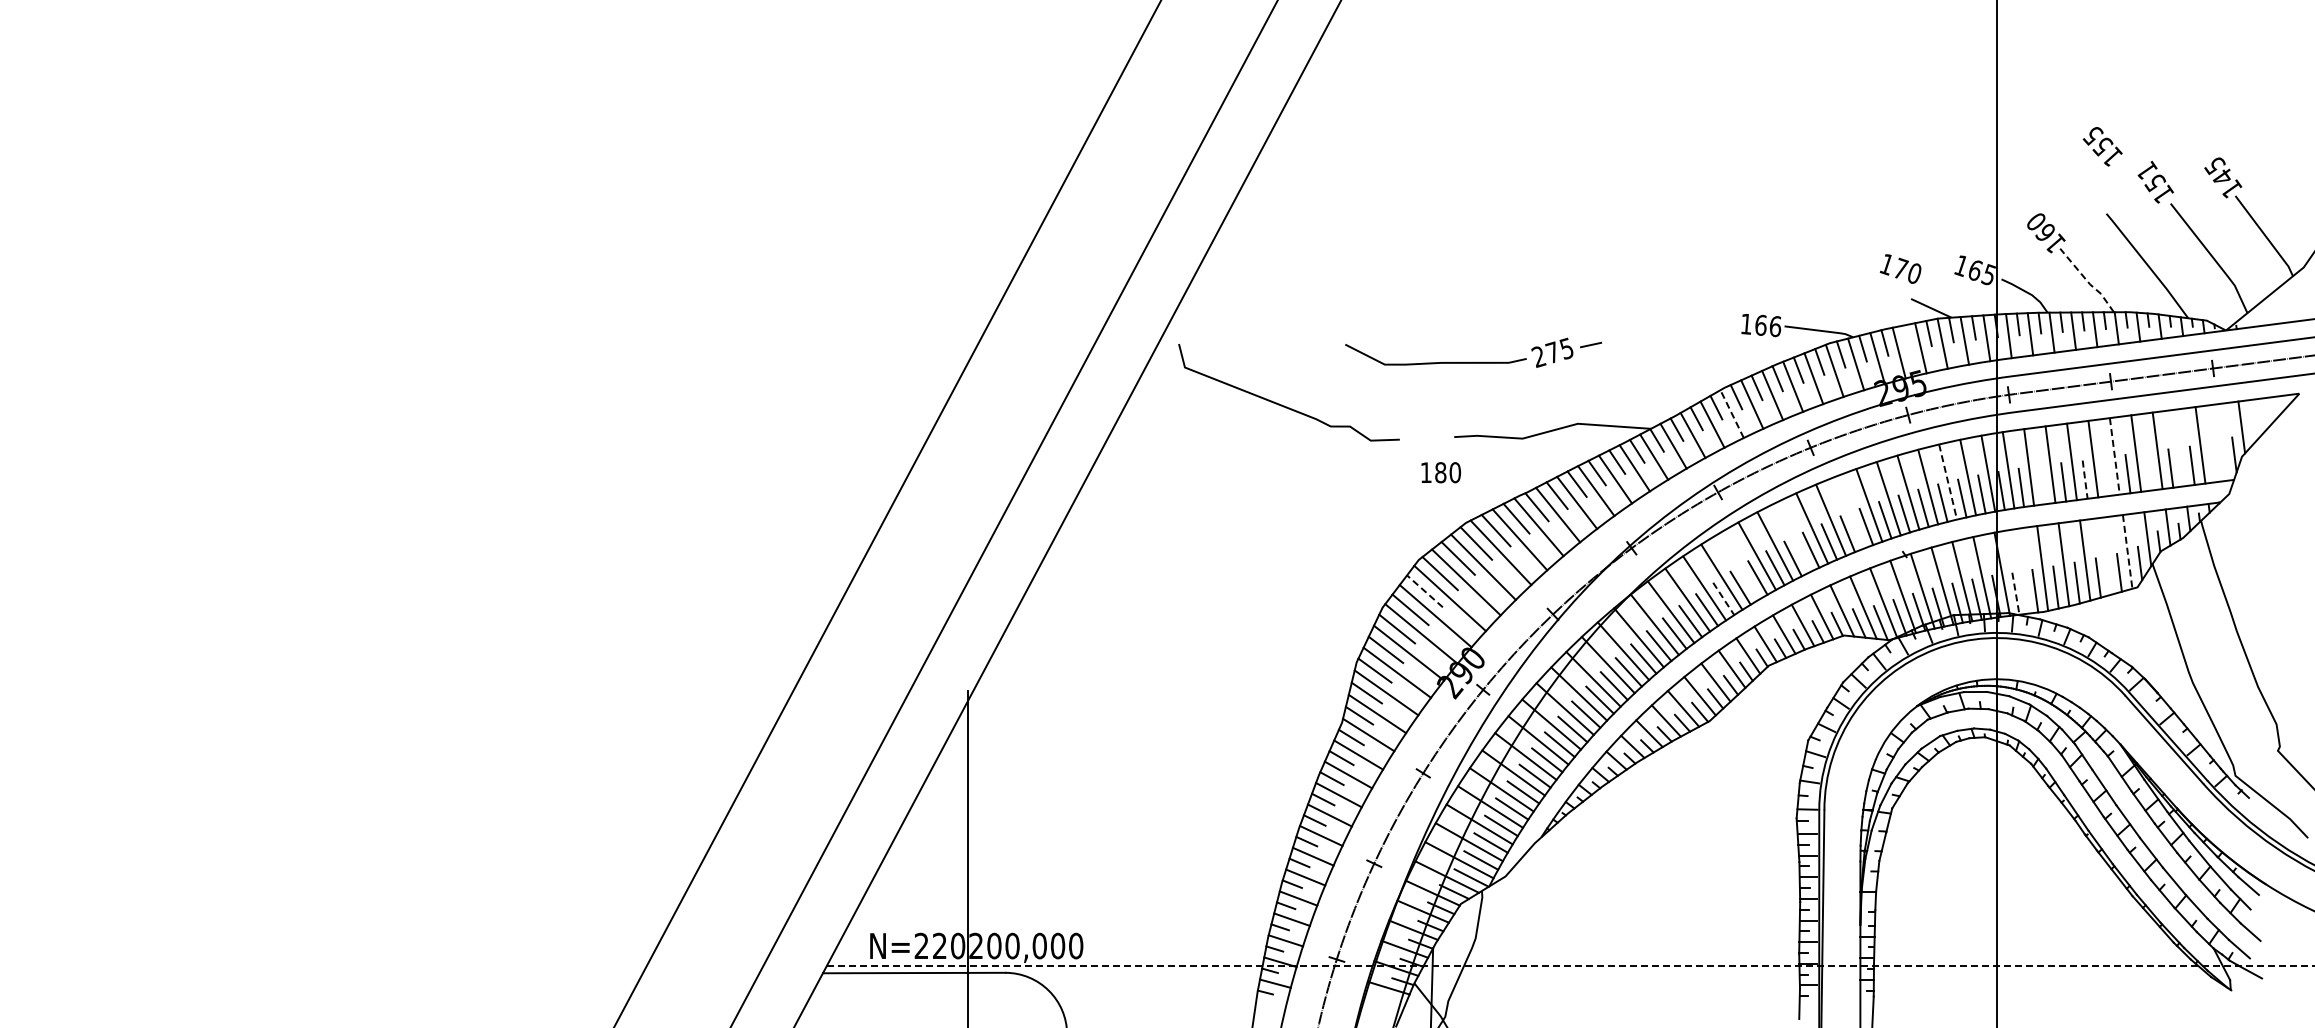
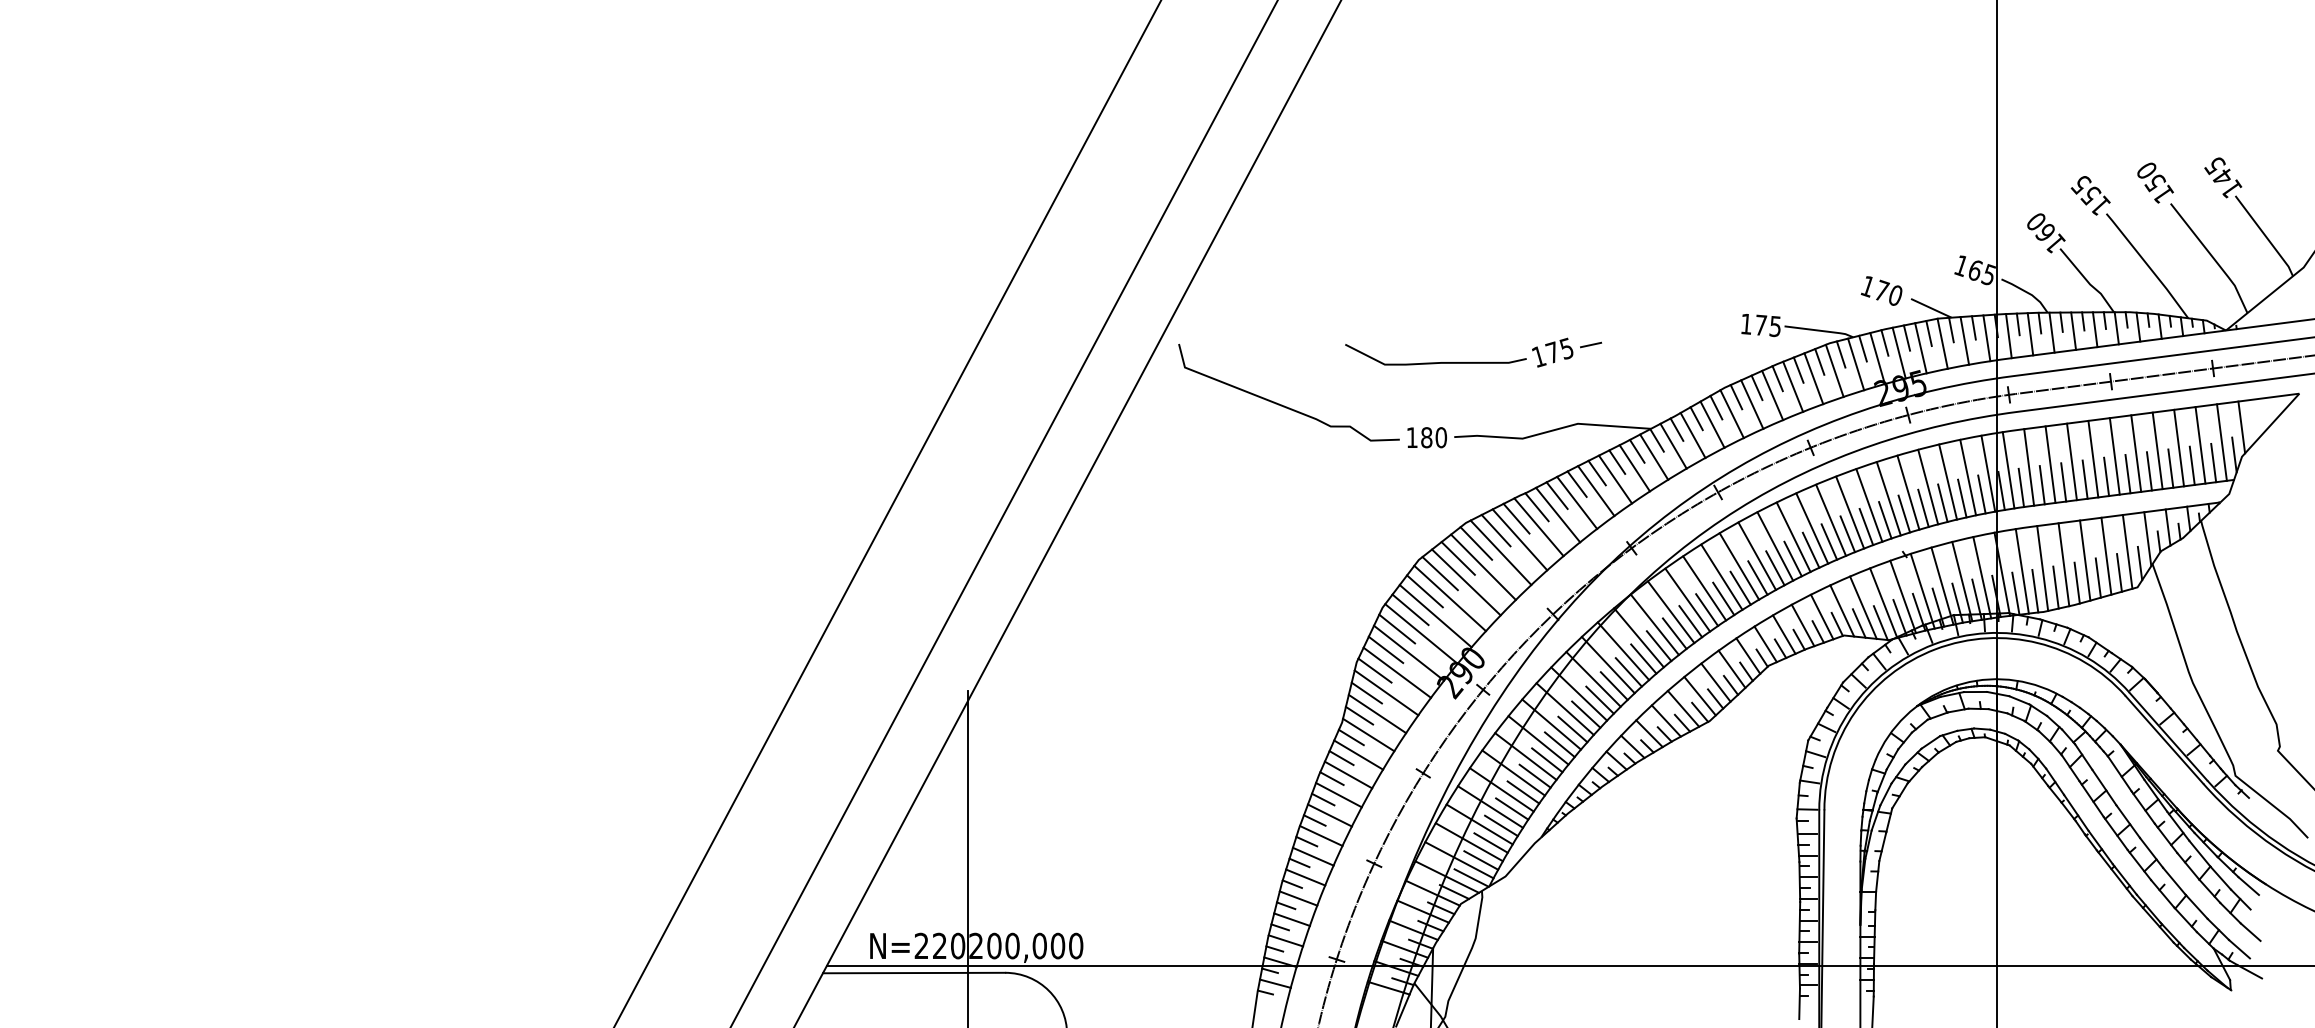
text position: (2102, 146) -> (2090, 195) (2090, 195)
text: 151 -> 150 (2147, 169)
text position: (1900, 268) -> (1881, 290) (1881, 290)
line: dashed -> solid (2087, 281)
text: 166 -> 175 (1768, 325)
line: none -> present (1906, 337)
text: 275 -> 175 (1538, 356)
line: dashed -> solid (1732, 414)
line: none -> present (2221, 442)
line: none -> present (2179, 447)
line: dashed -> solid (2114, 456)
line: none -> present (2213, 462)
line: none -> present (2148, 471)
text position: (1440, 472) -> (1426, 437) (1426, 437)
line: none -> present (2106, 476)
line: dashed -> solid (2085, 480)
line: dashed -> solid (1948, 482)
line: none -> present (2041, 485)
line: none -> present (1850, 512)
line: none -> present (1793, 536)
line: dashed -> solid (2127, 552)
line: none -> present (2106, 555)
line: none -> present (1739, 566)
line: none -> present (2021, 571)
line: dashed -> solid (1424, 591)
line: dashed -> solid (2015, 594)
line: dashed -> solid (1723, 599)
line: dashed -> solid (1570, 966)
